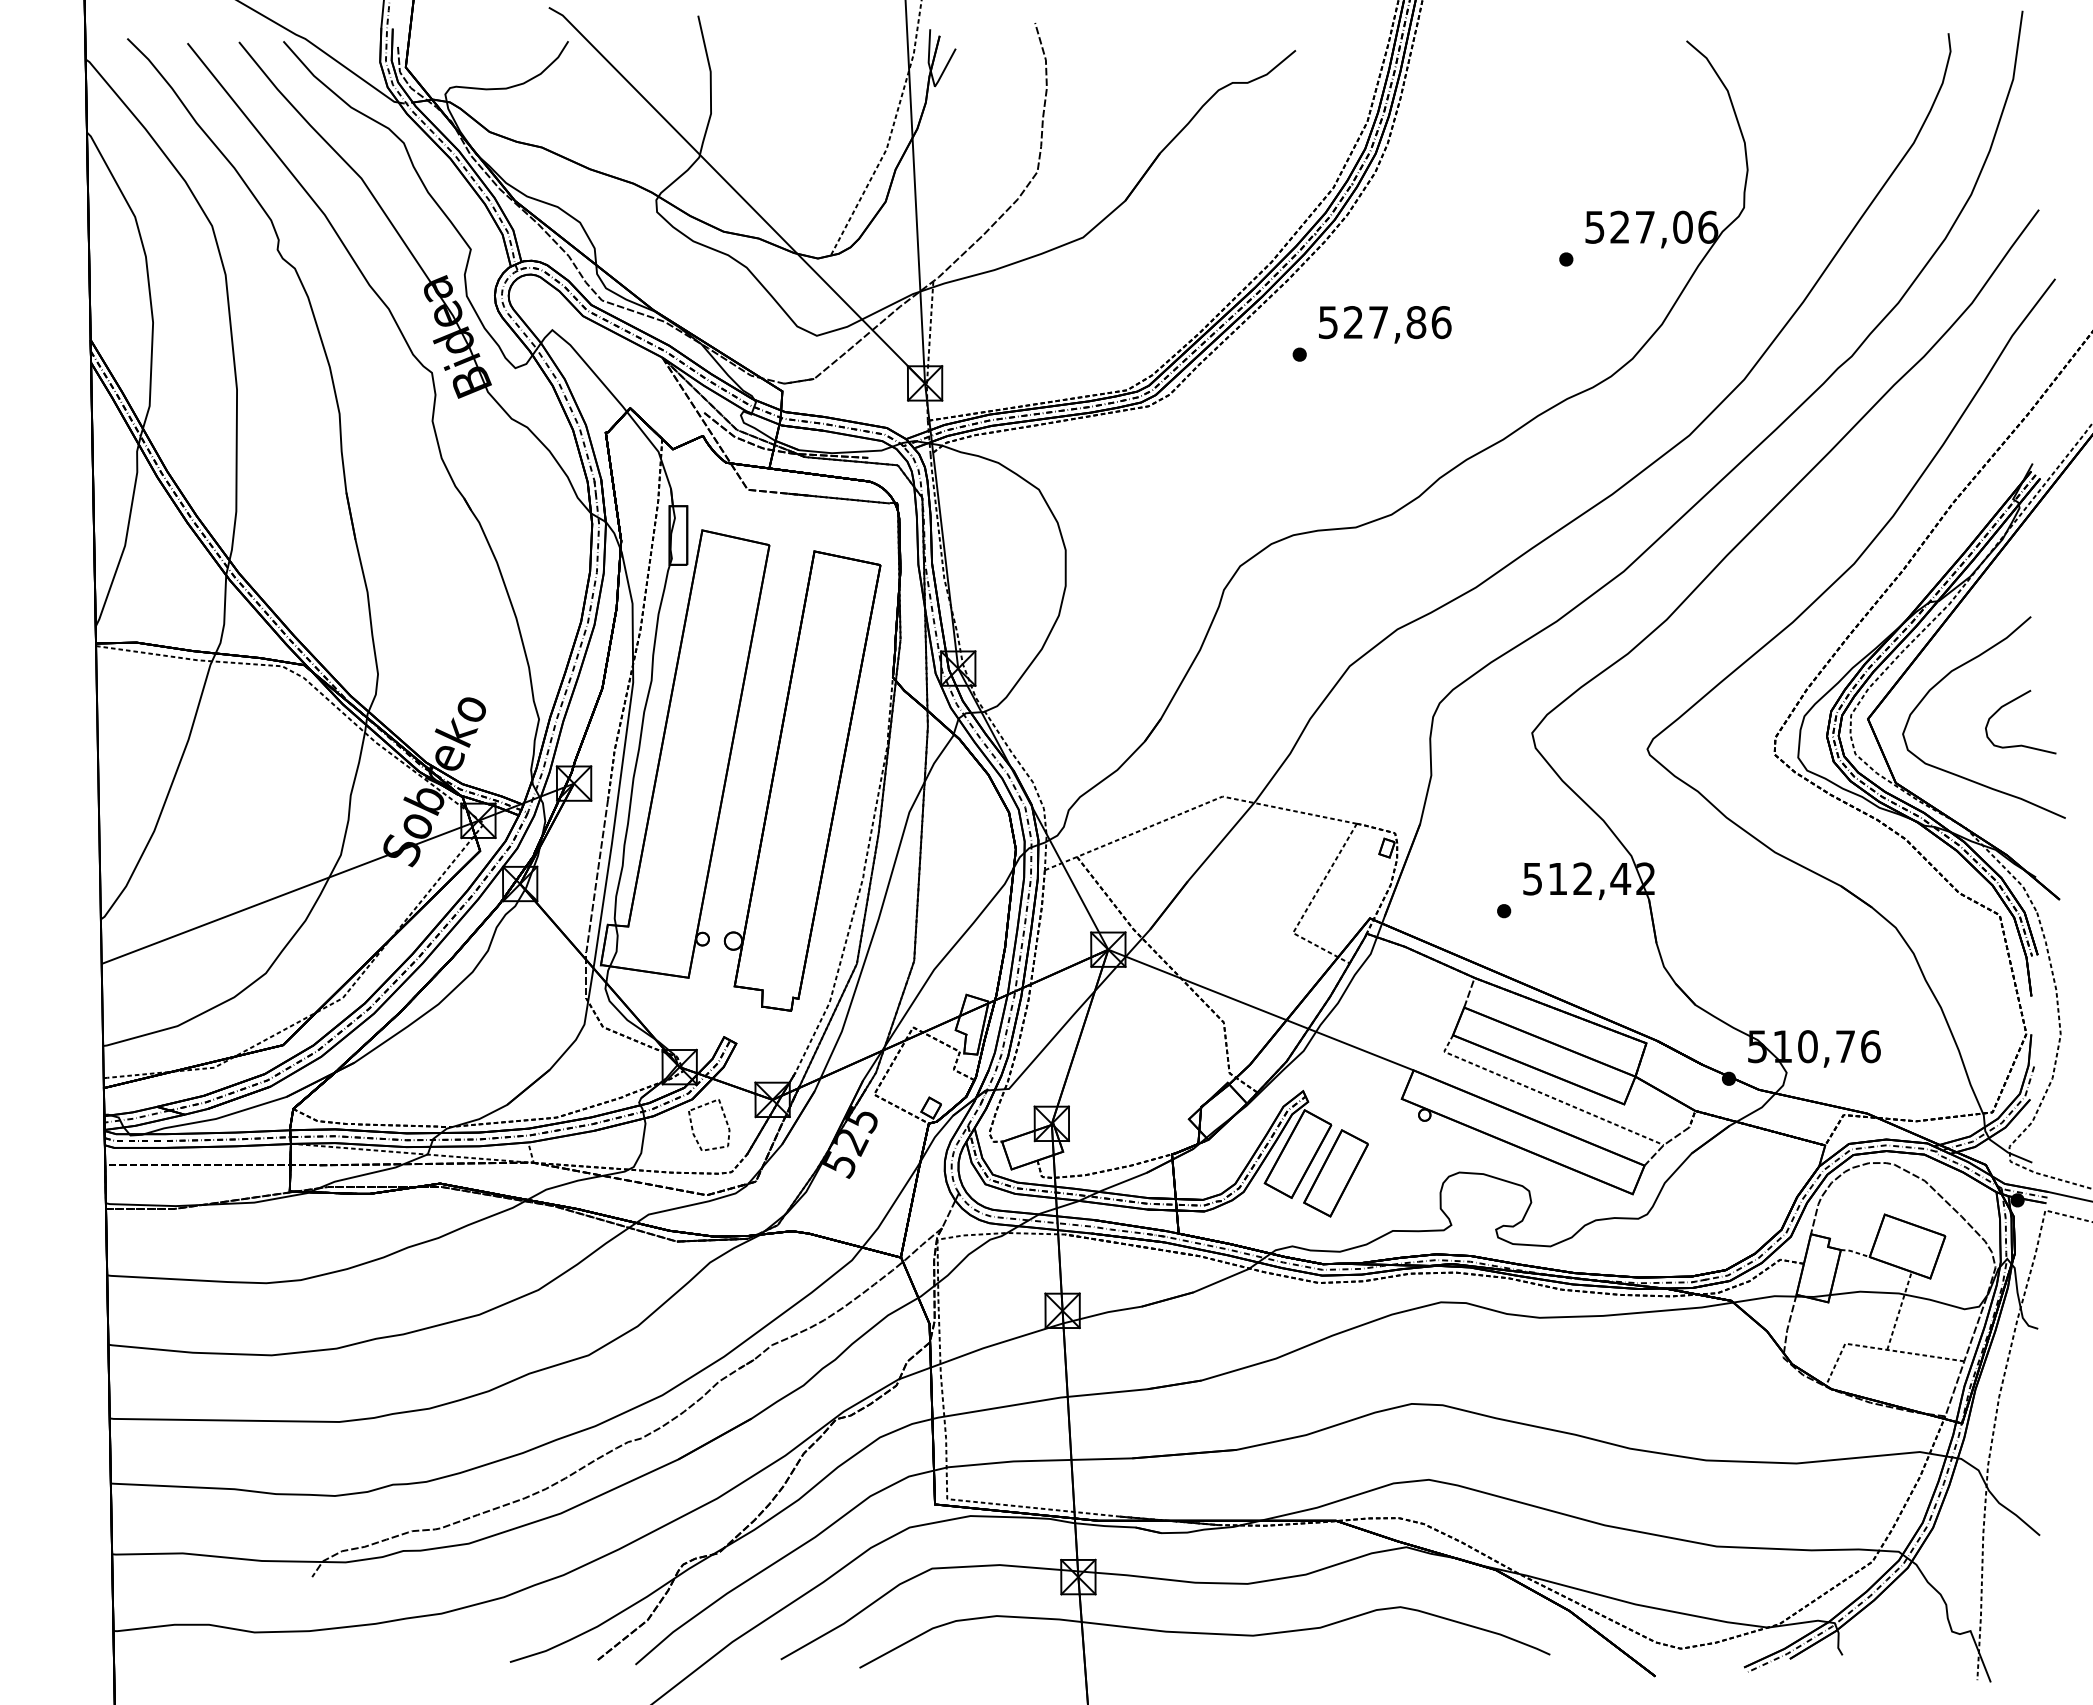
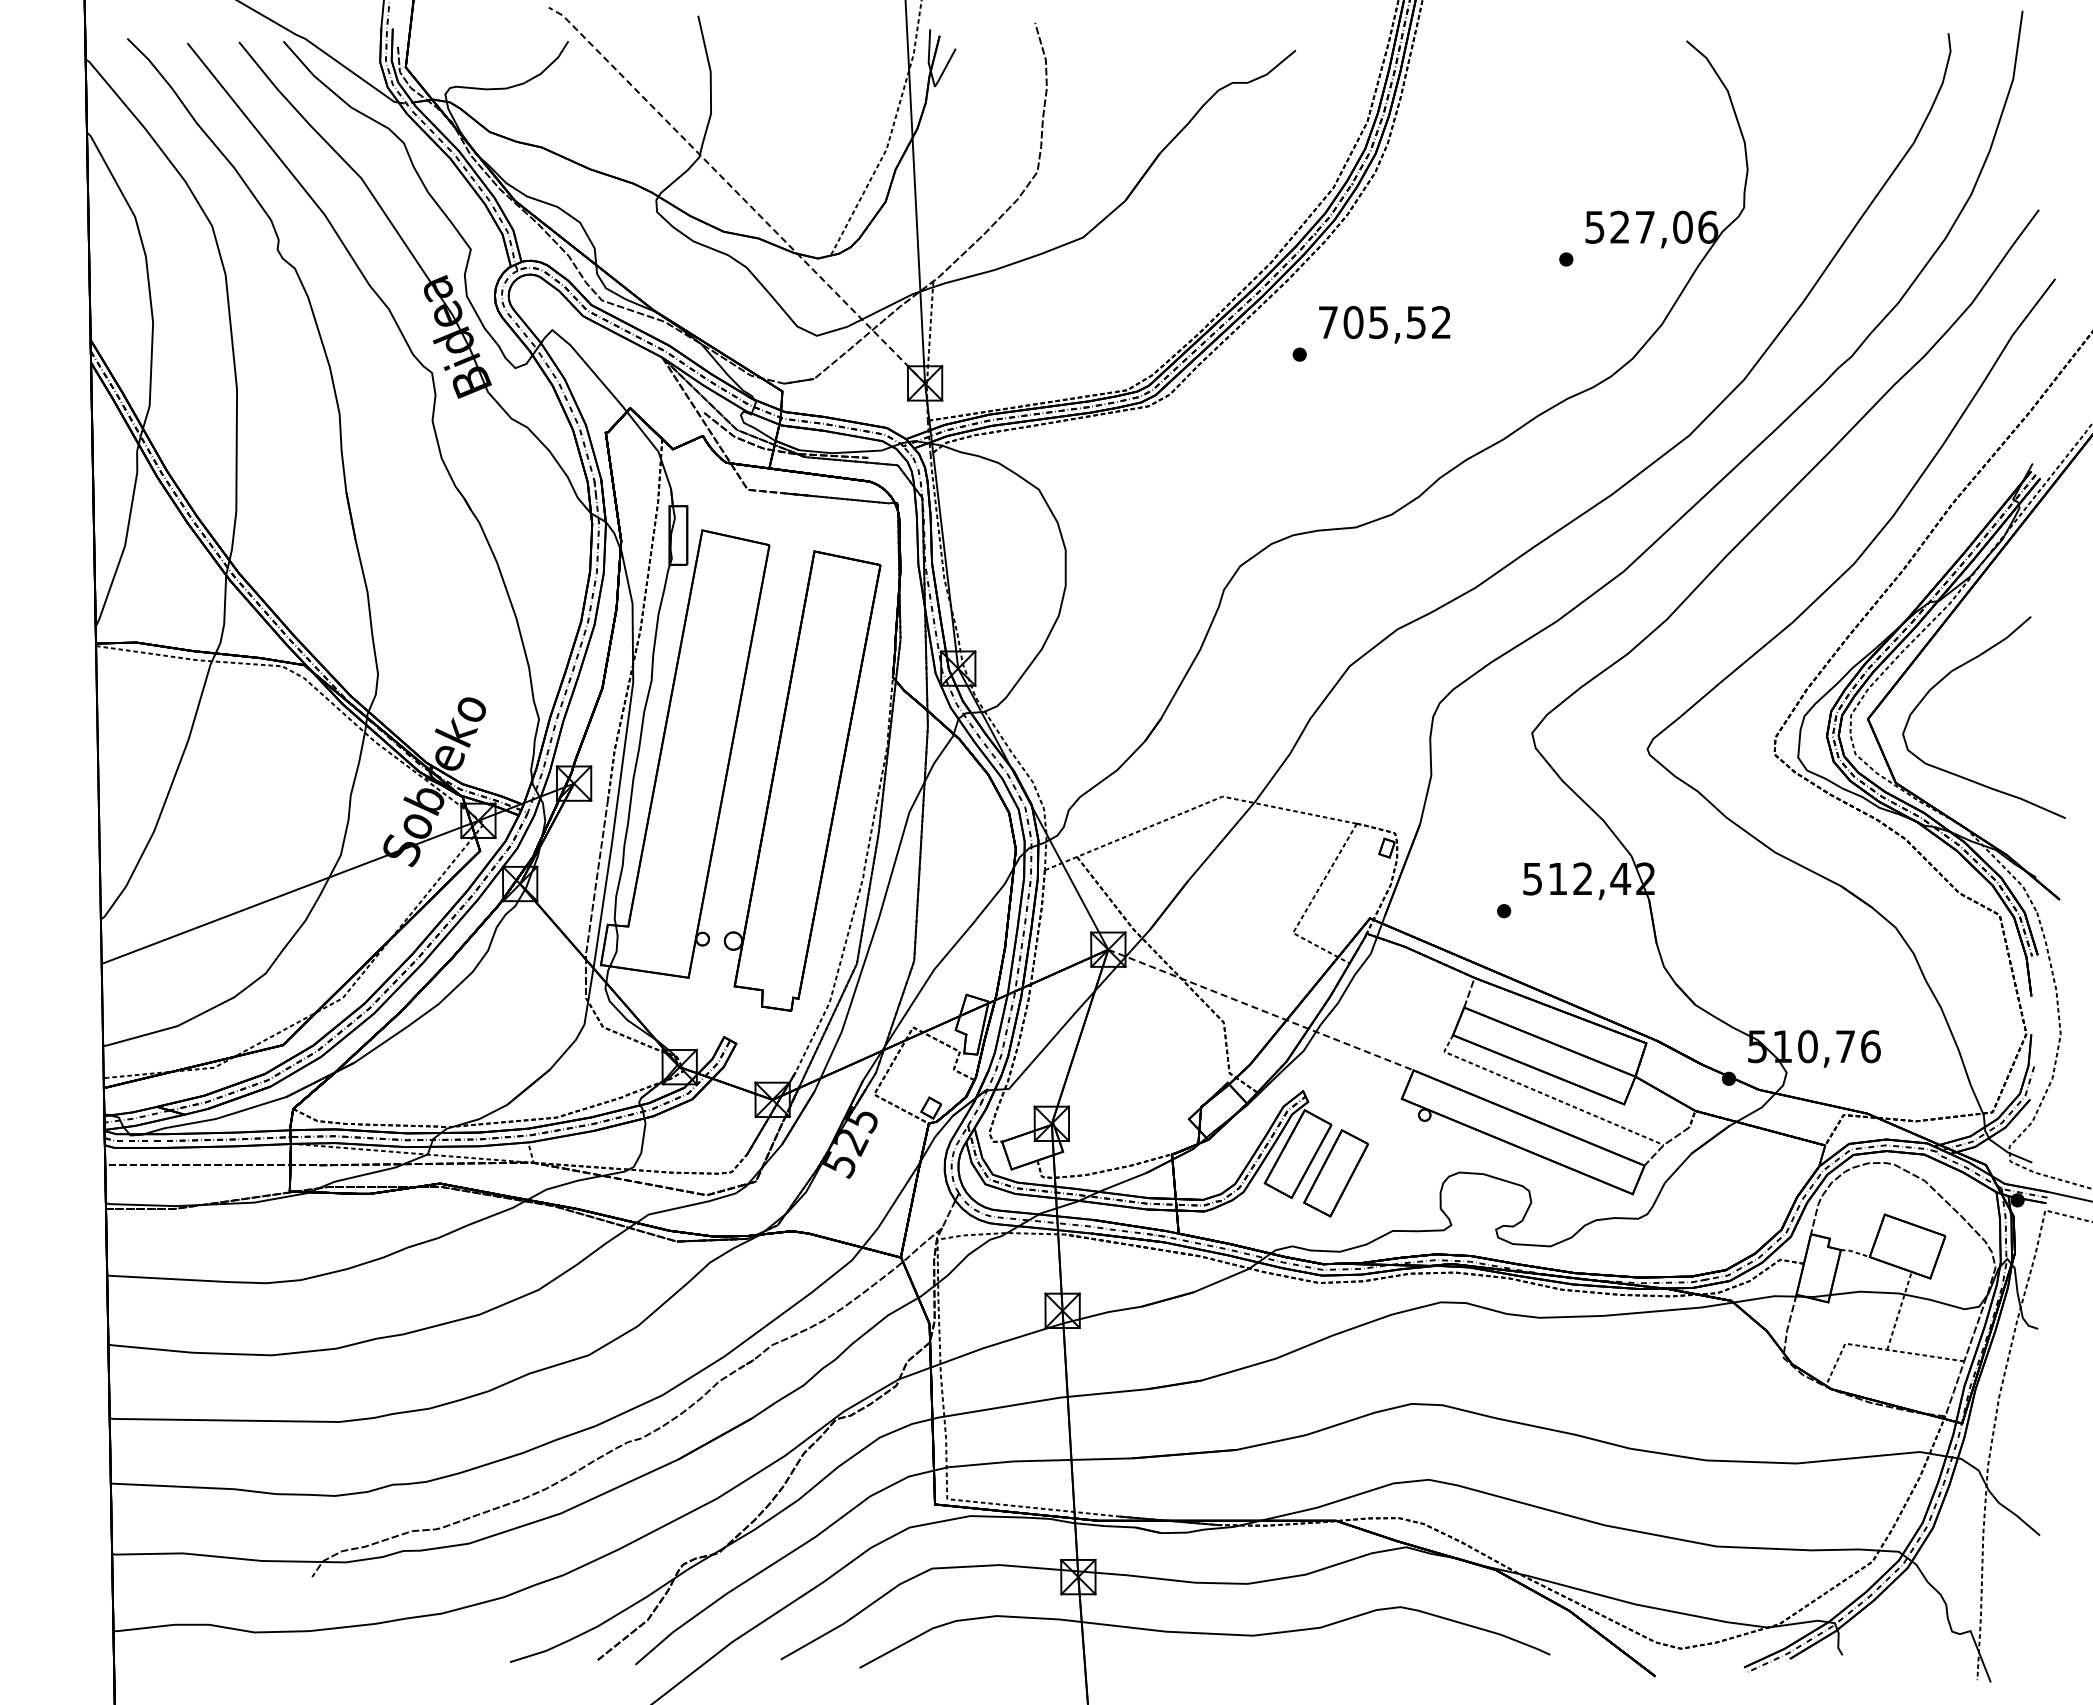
line: solid -> dashed (737, 193)
text: 527,86 -> 705,52 (1385, 322)
curve: present -> none (2010, 703)
line: solid -> dashed (1261, 1010)
part: present -> none (723, 1116)
